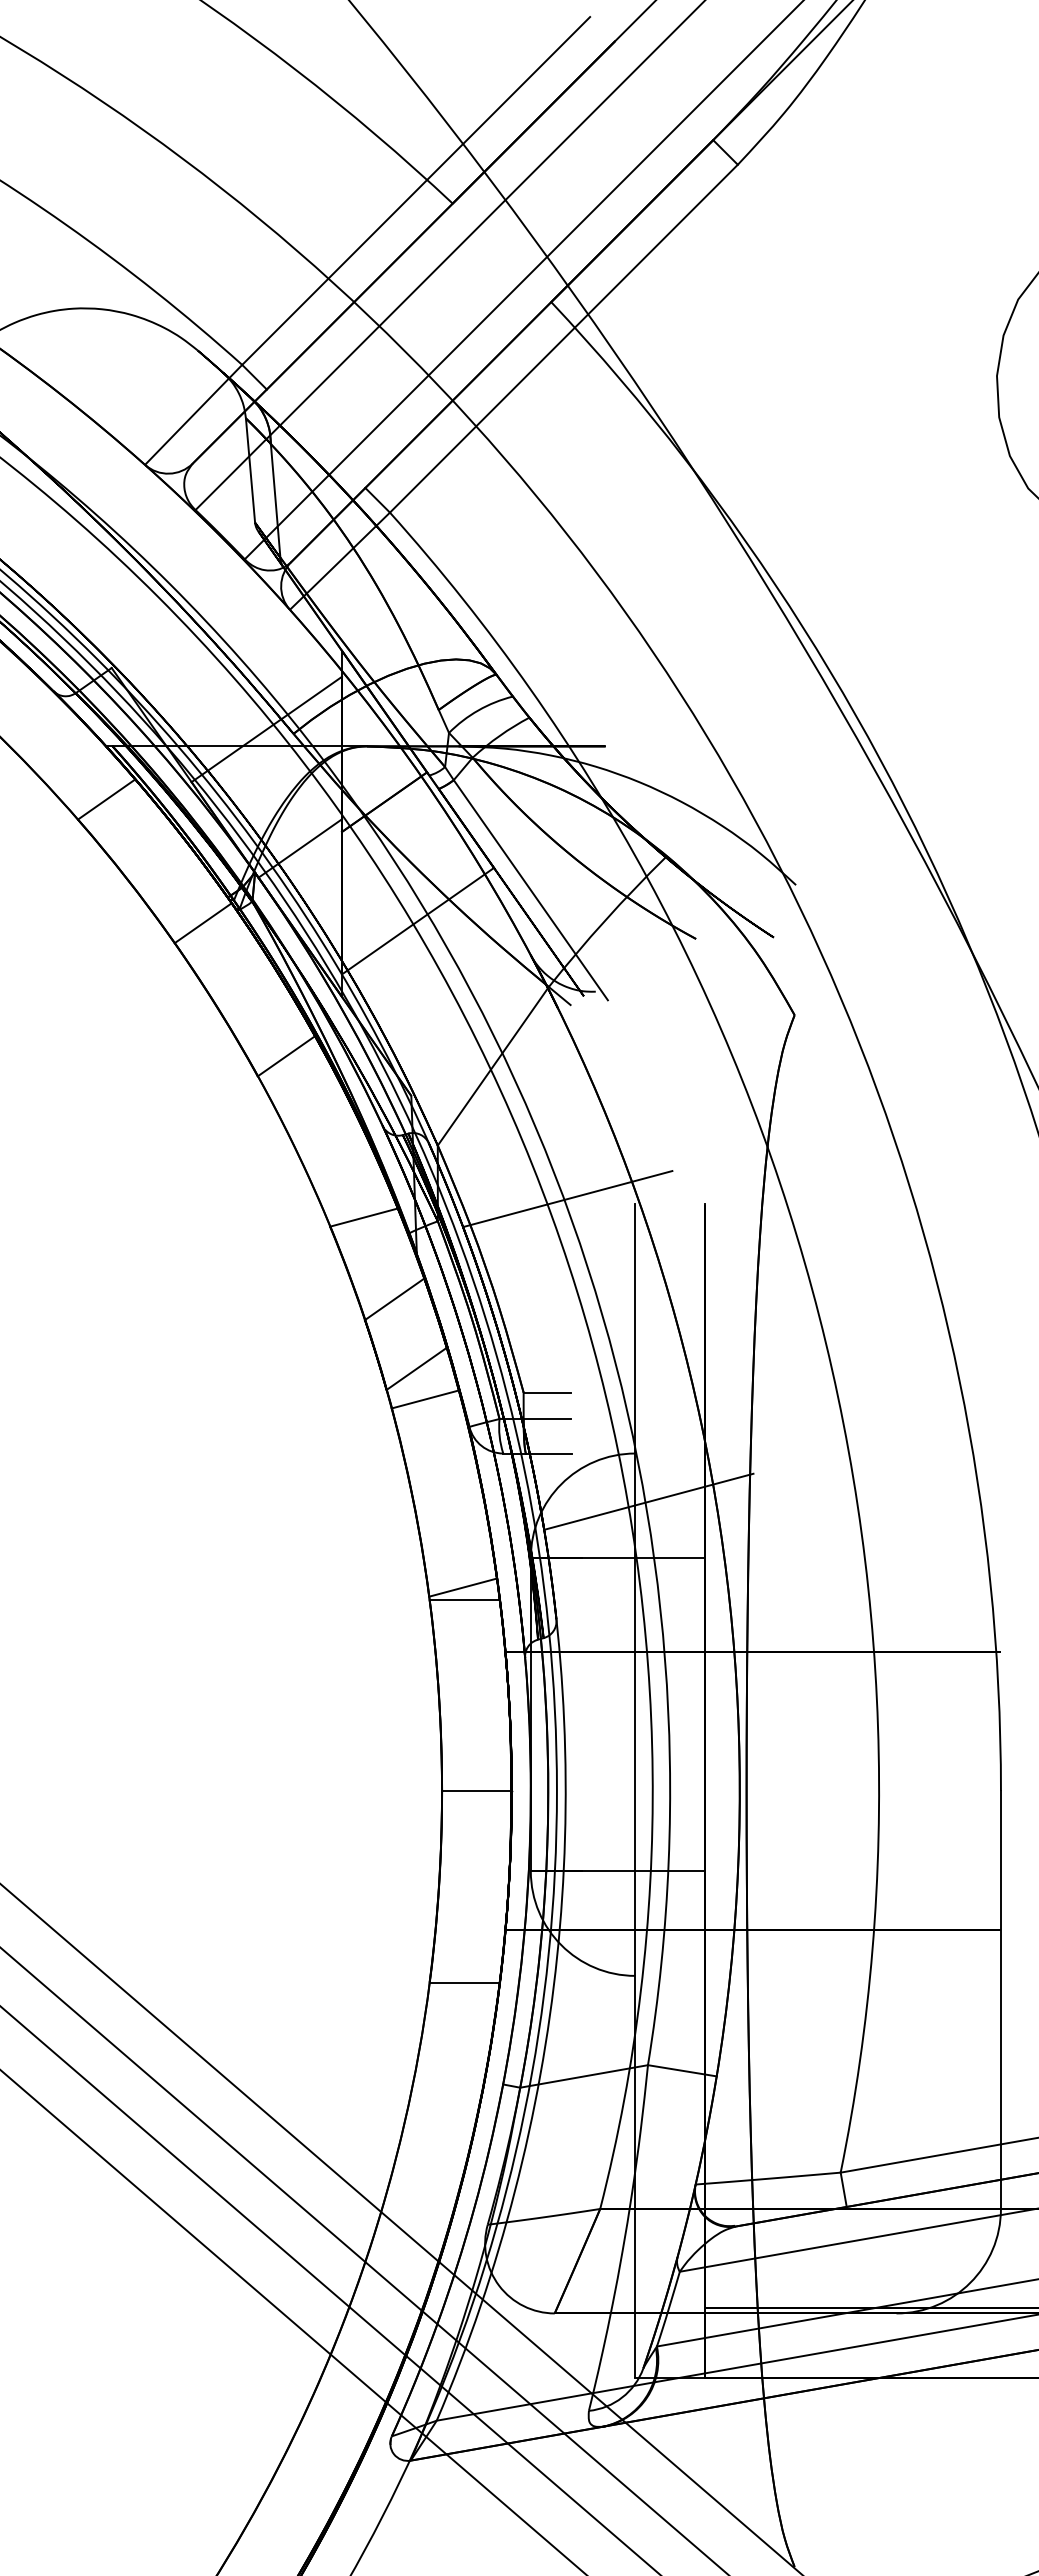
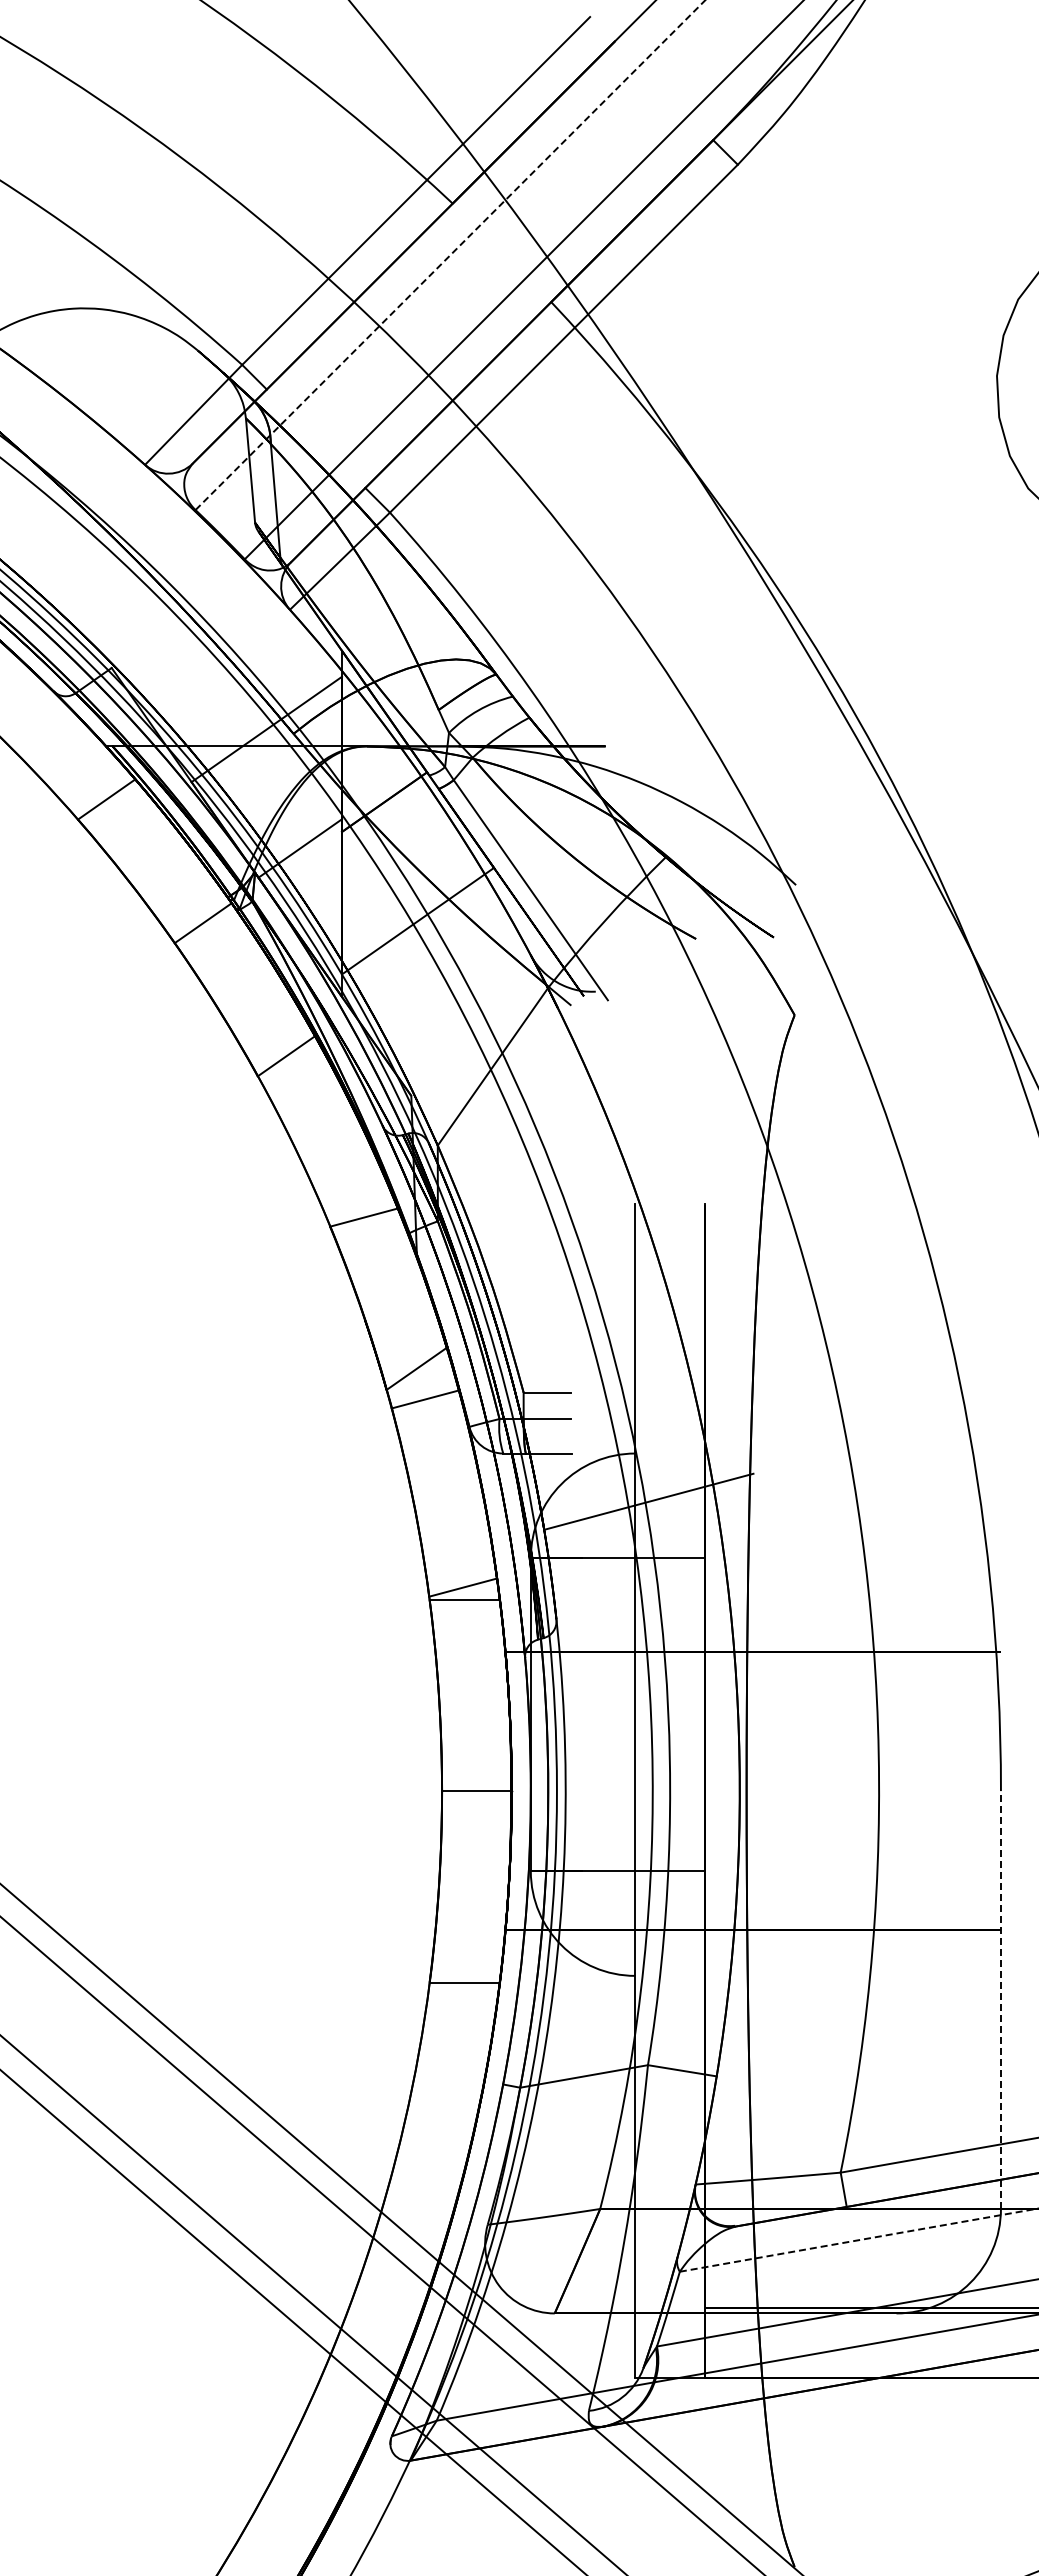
line: solid -> dashed (450, 255)
line: present -> none (567, 1199)
line: present -> none (394, 1299)
line: solid -> dashed (1000, 2000)
line: solid -> dashed (859, 2240)
line position: (363, 2260) -> (382, 2245) (382, 2245)
line position: (329, 2290) -> (313, 2304) (313, 2304)
